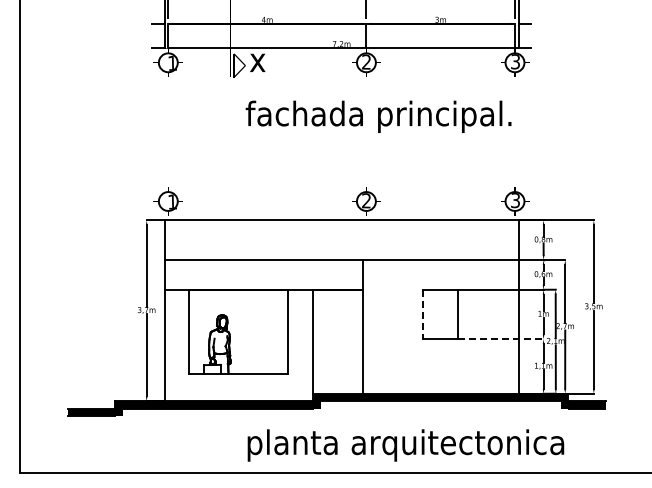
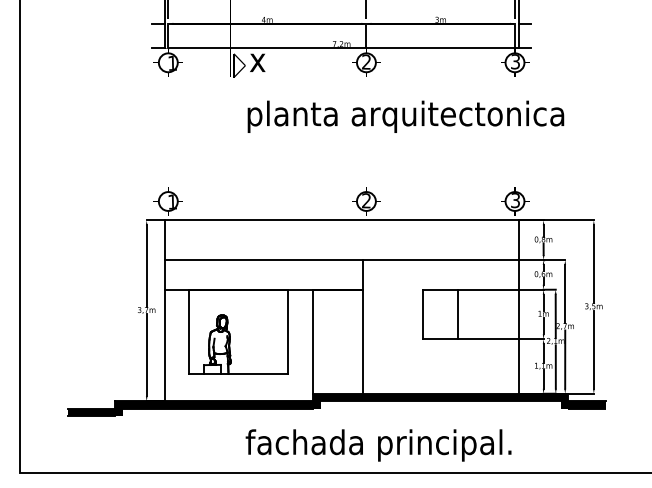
text: fachada principal. -> planta arquitectonica (404, 116)
line: dashed -> solid (423, 314)
line: dashed -> solid (500, 339)
text: planta arquitectonica -> fachada principal. (404, 445)
